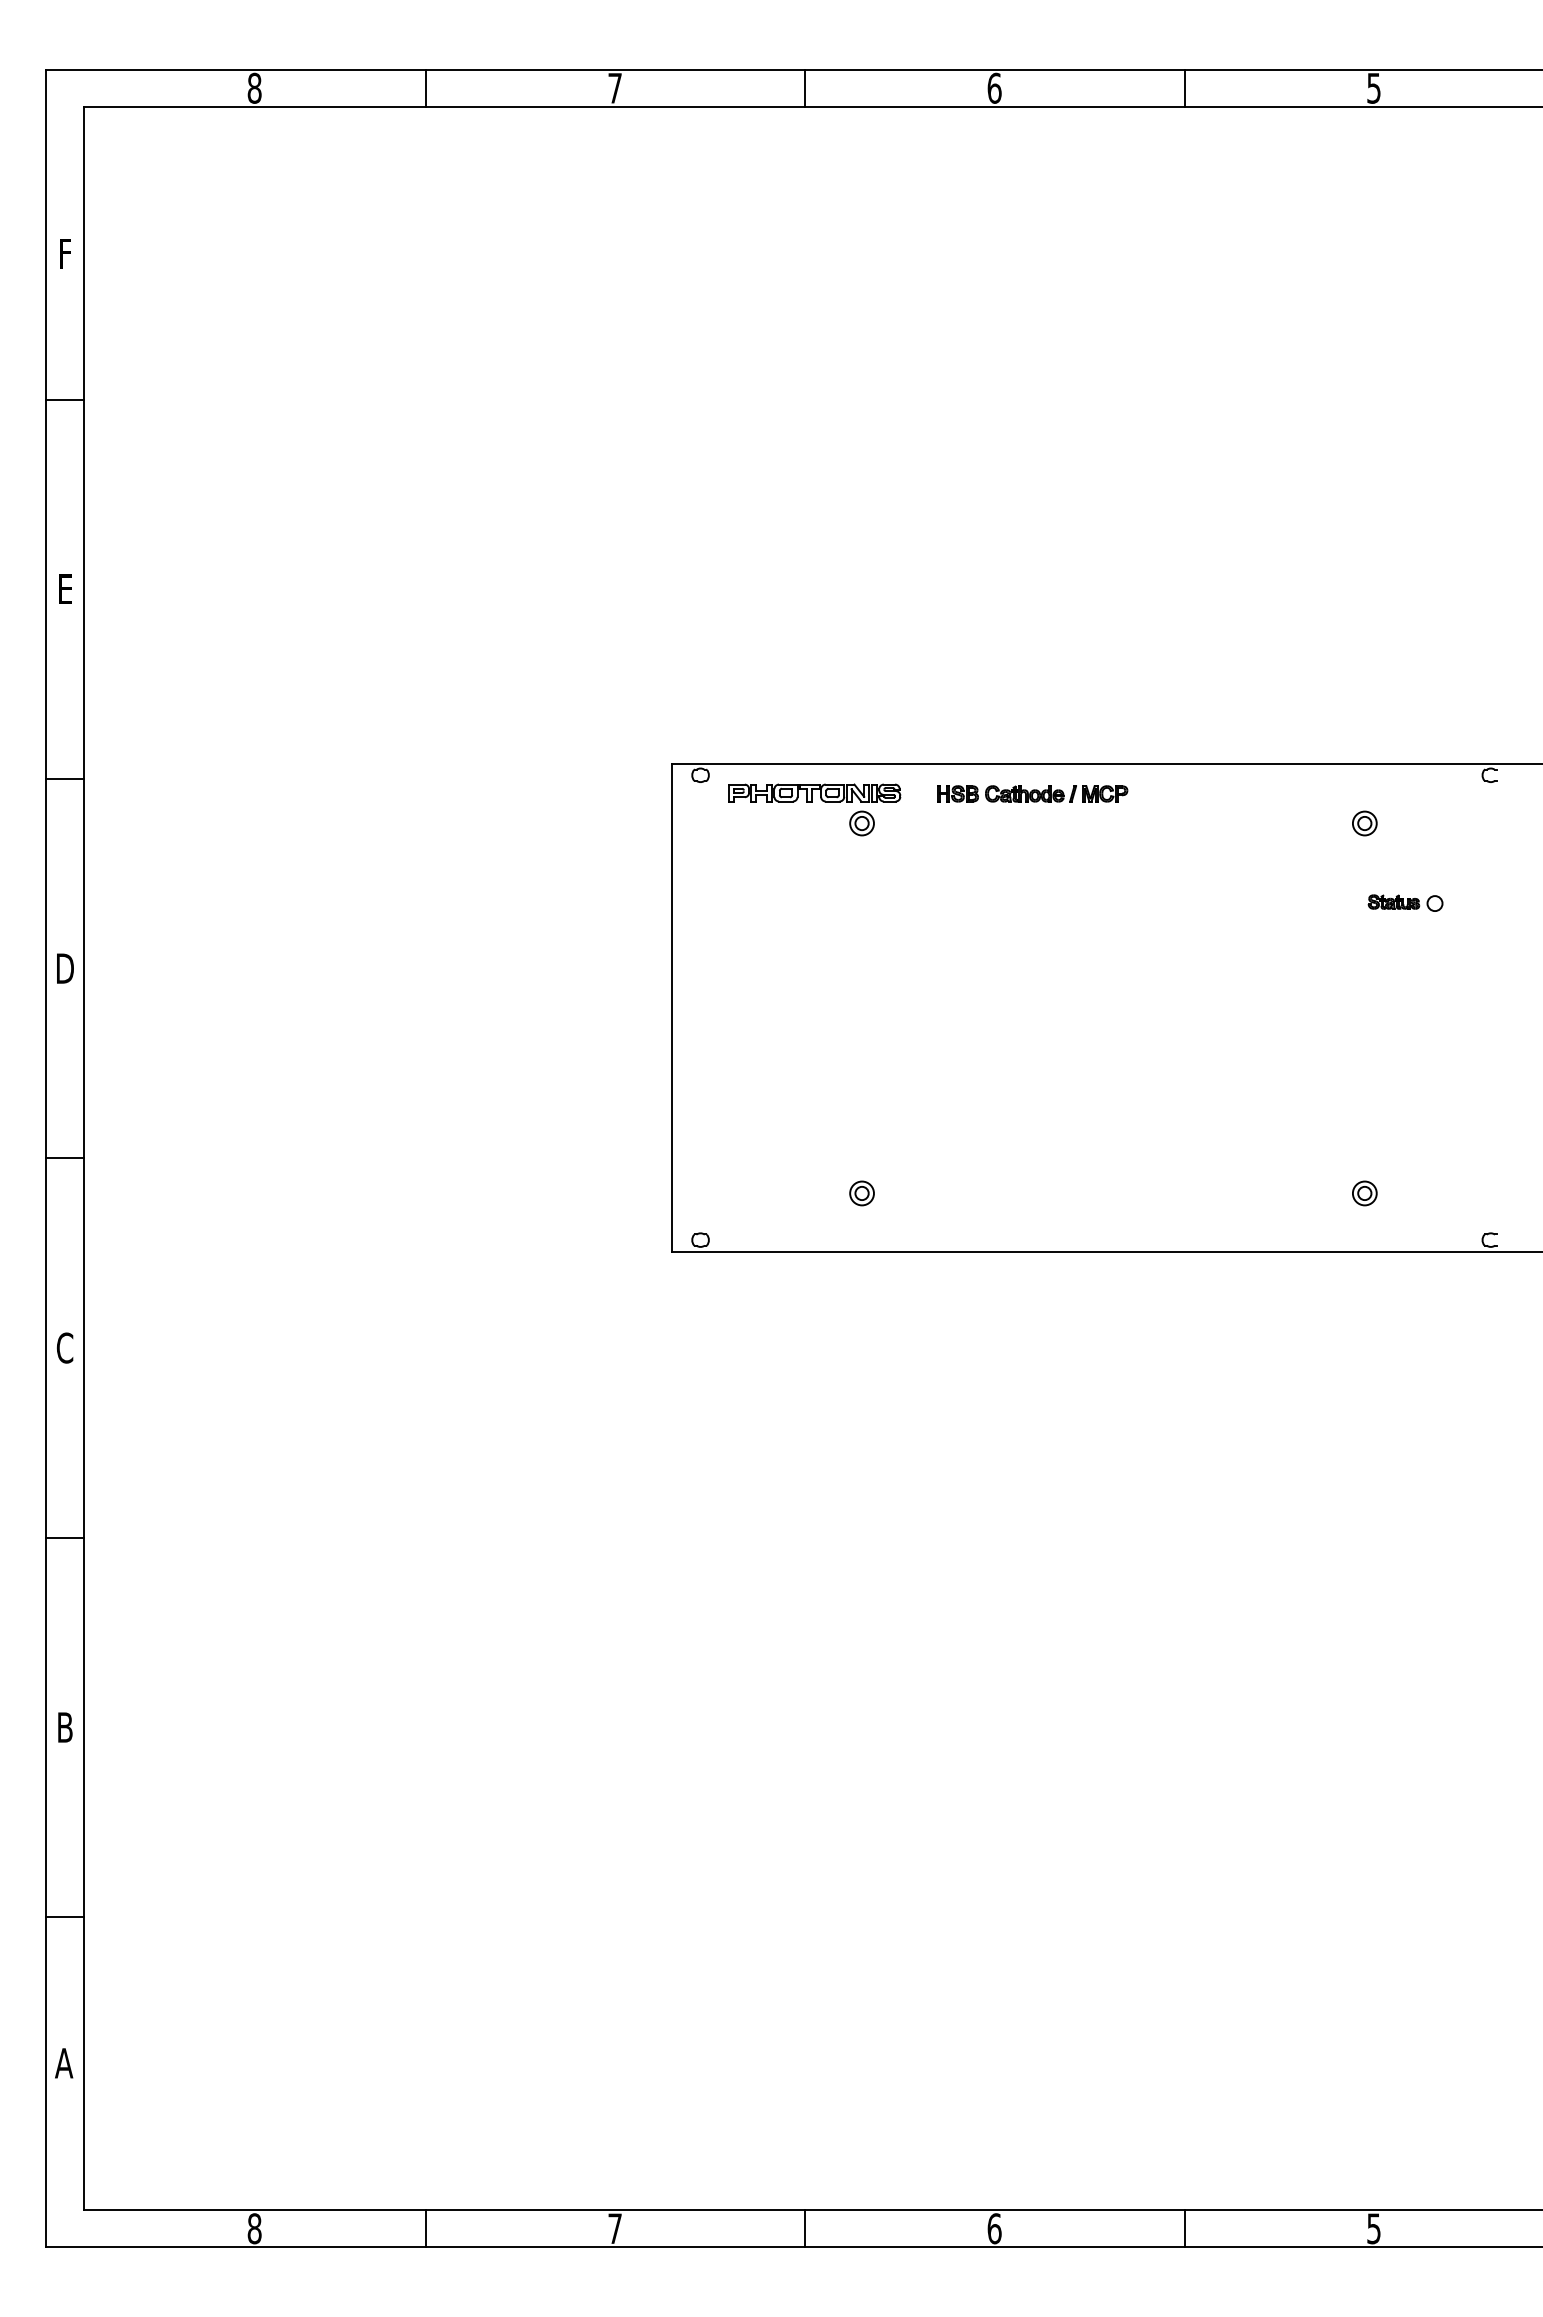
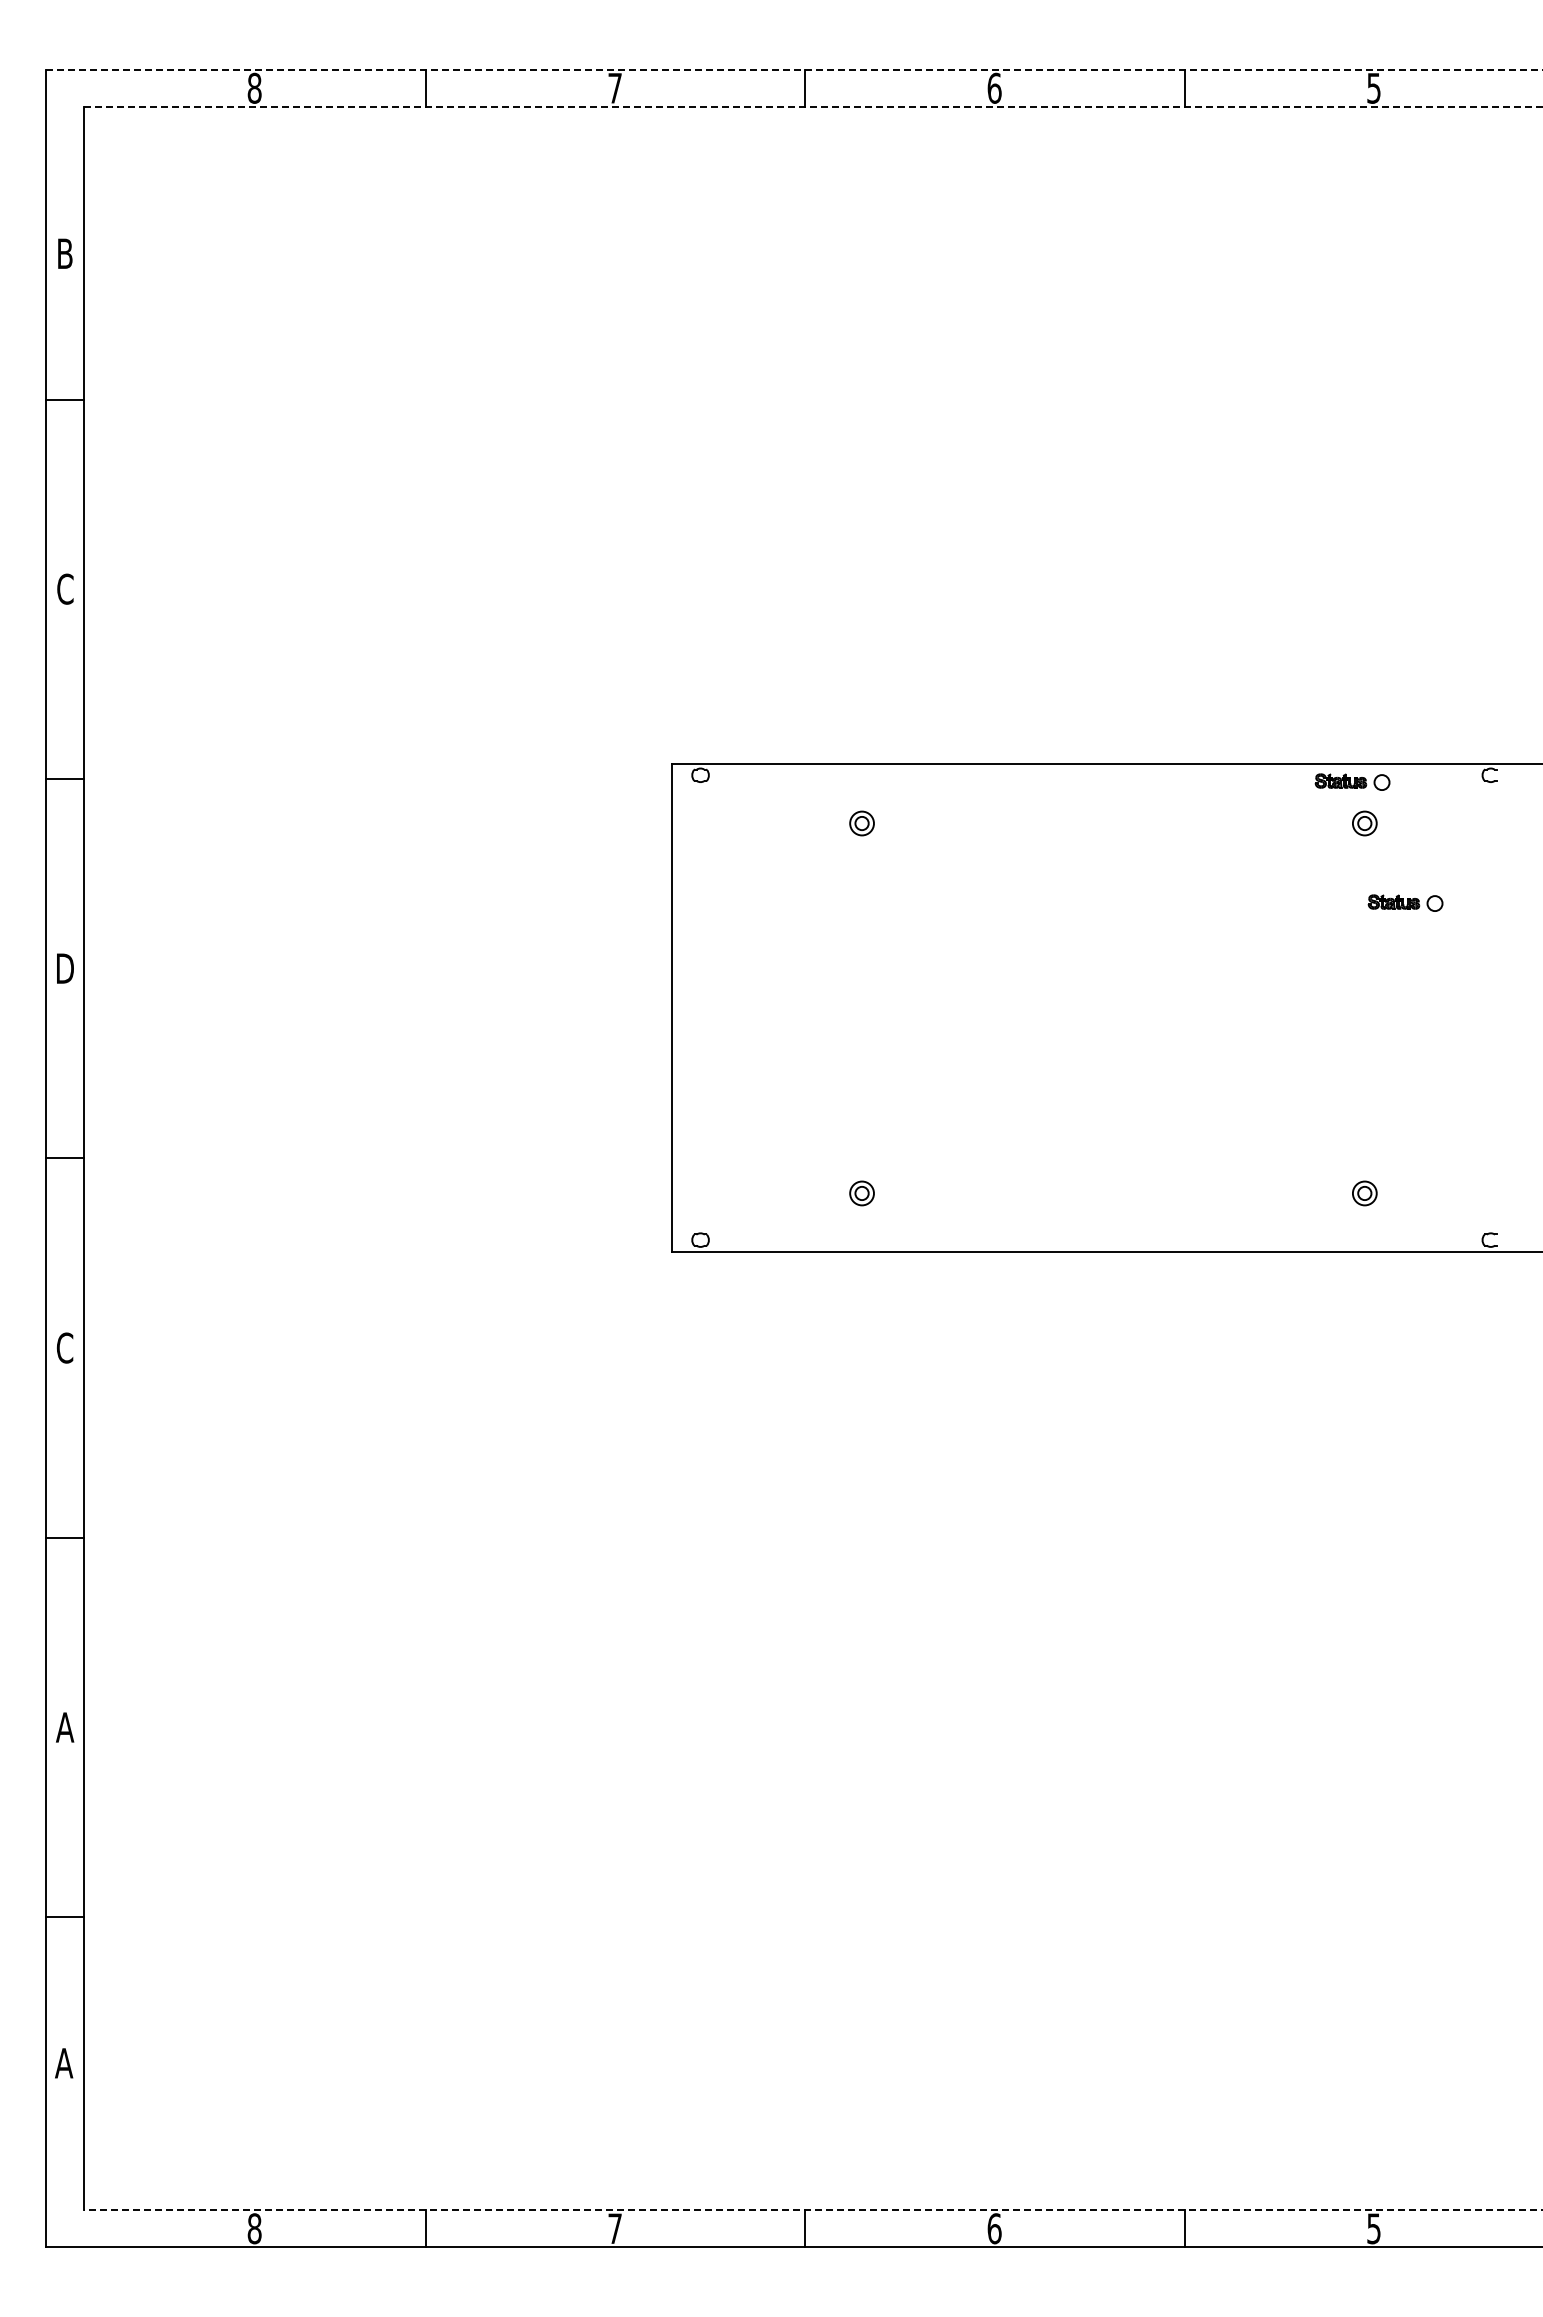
line: solid -> dashed (794, 69)
line: solid -> dashed (813, 107)
text: F -> B (65, 253)
text: E -> C (65, 588)
part: none -> present (1352, 781)
part: present -> none (814, 792)
part: present -> none (1032, 793)
text: B -> A (65, 1727)
line: solid -> dashed (813, 2209)
